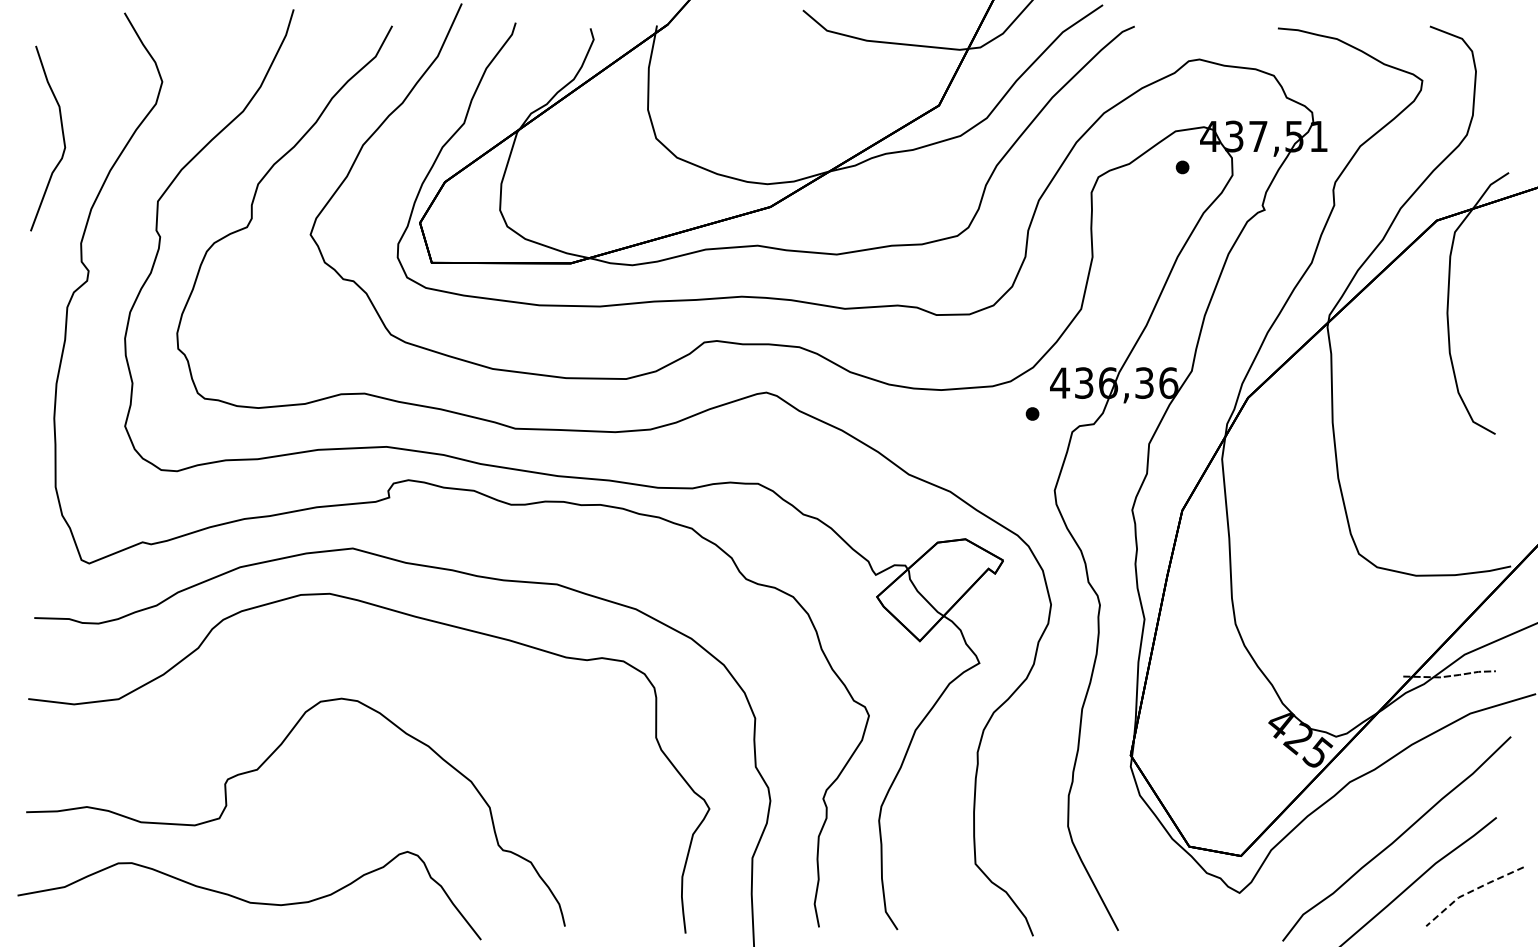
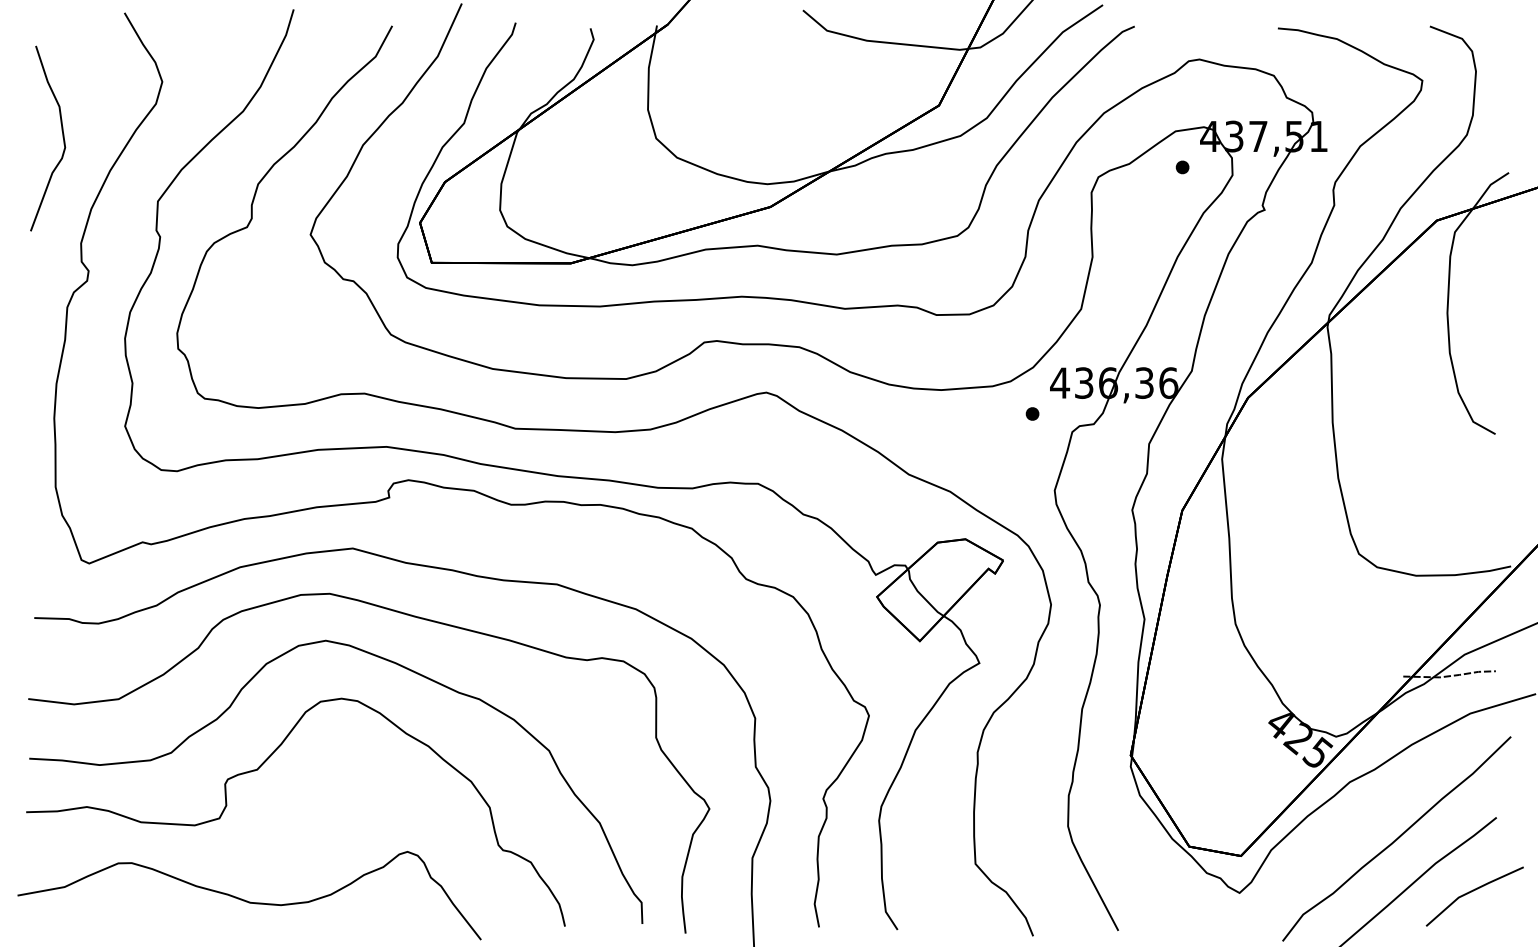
curve: none -> present (231, 706)
line: dashed -> solid (1471, 891)
